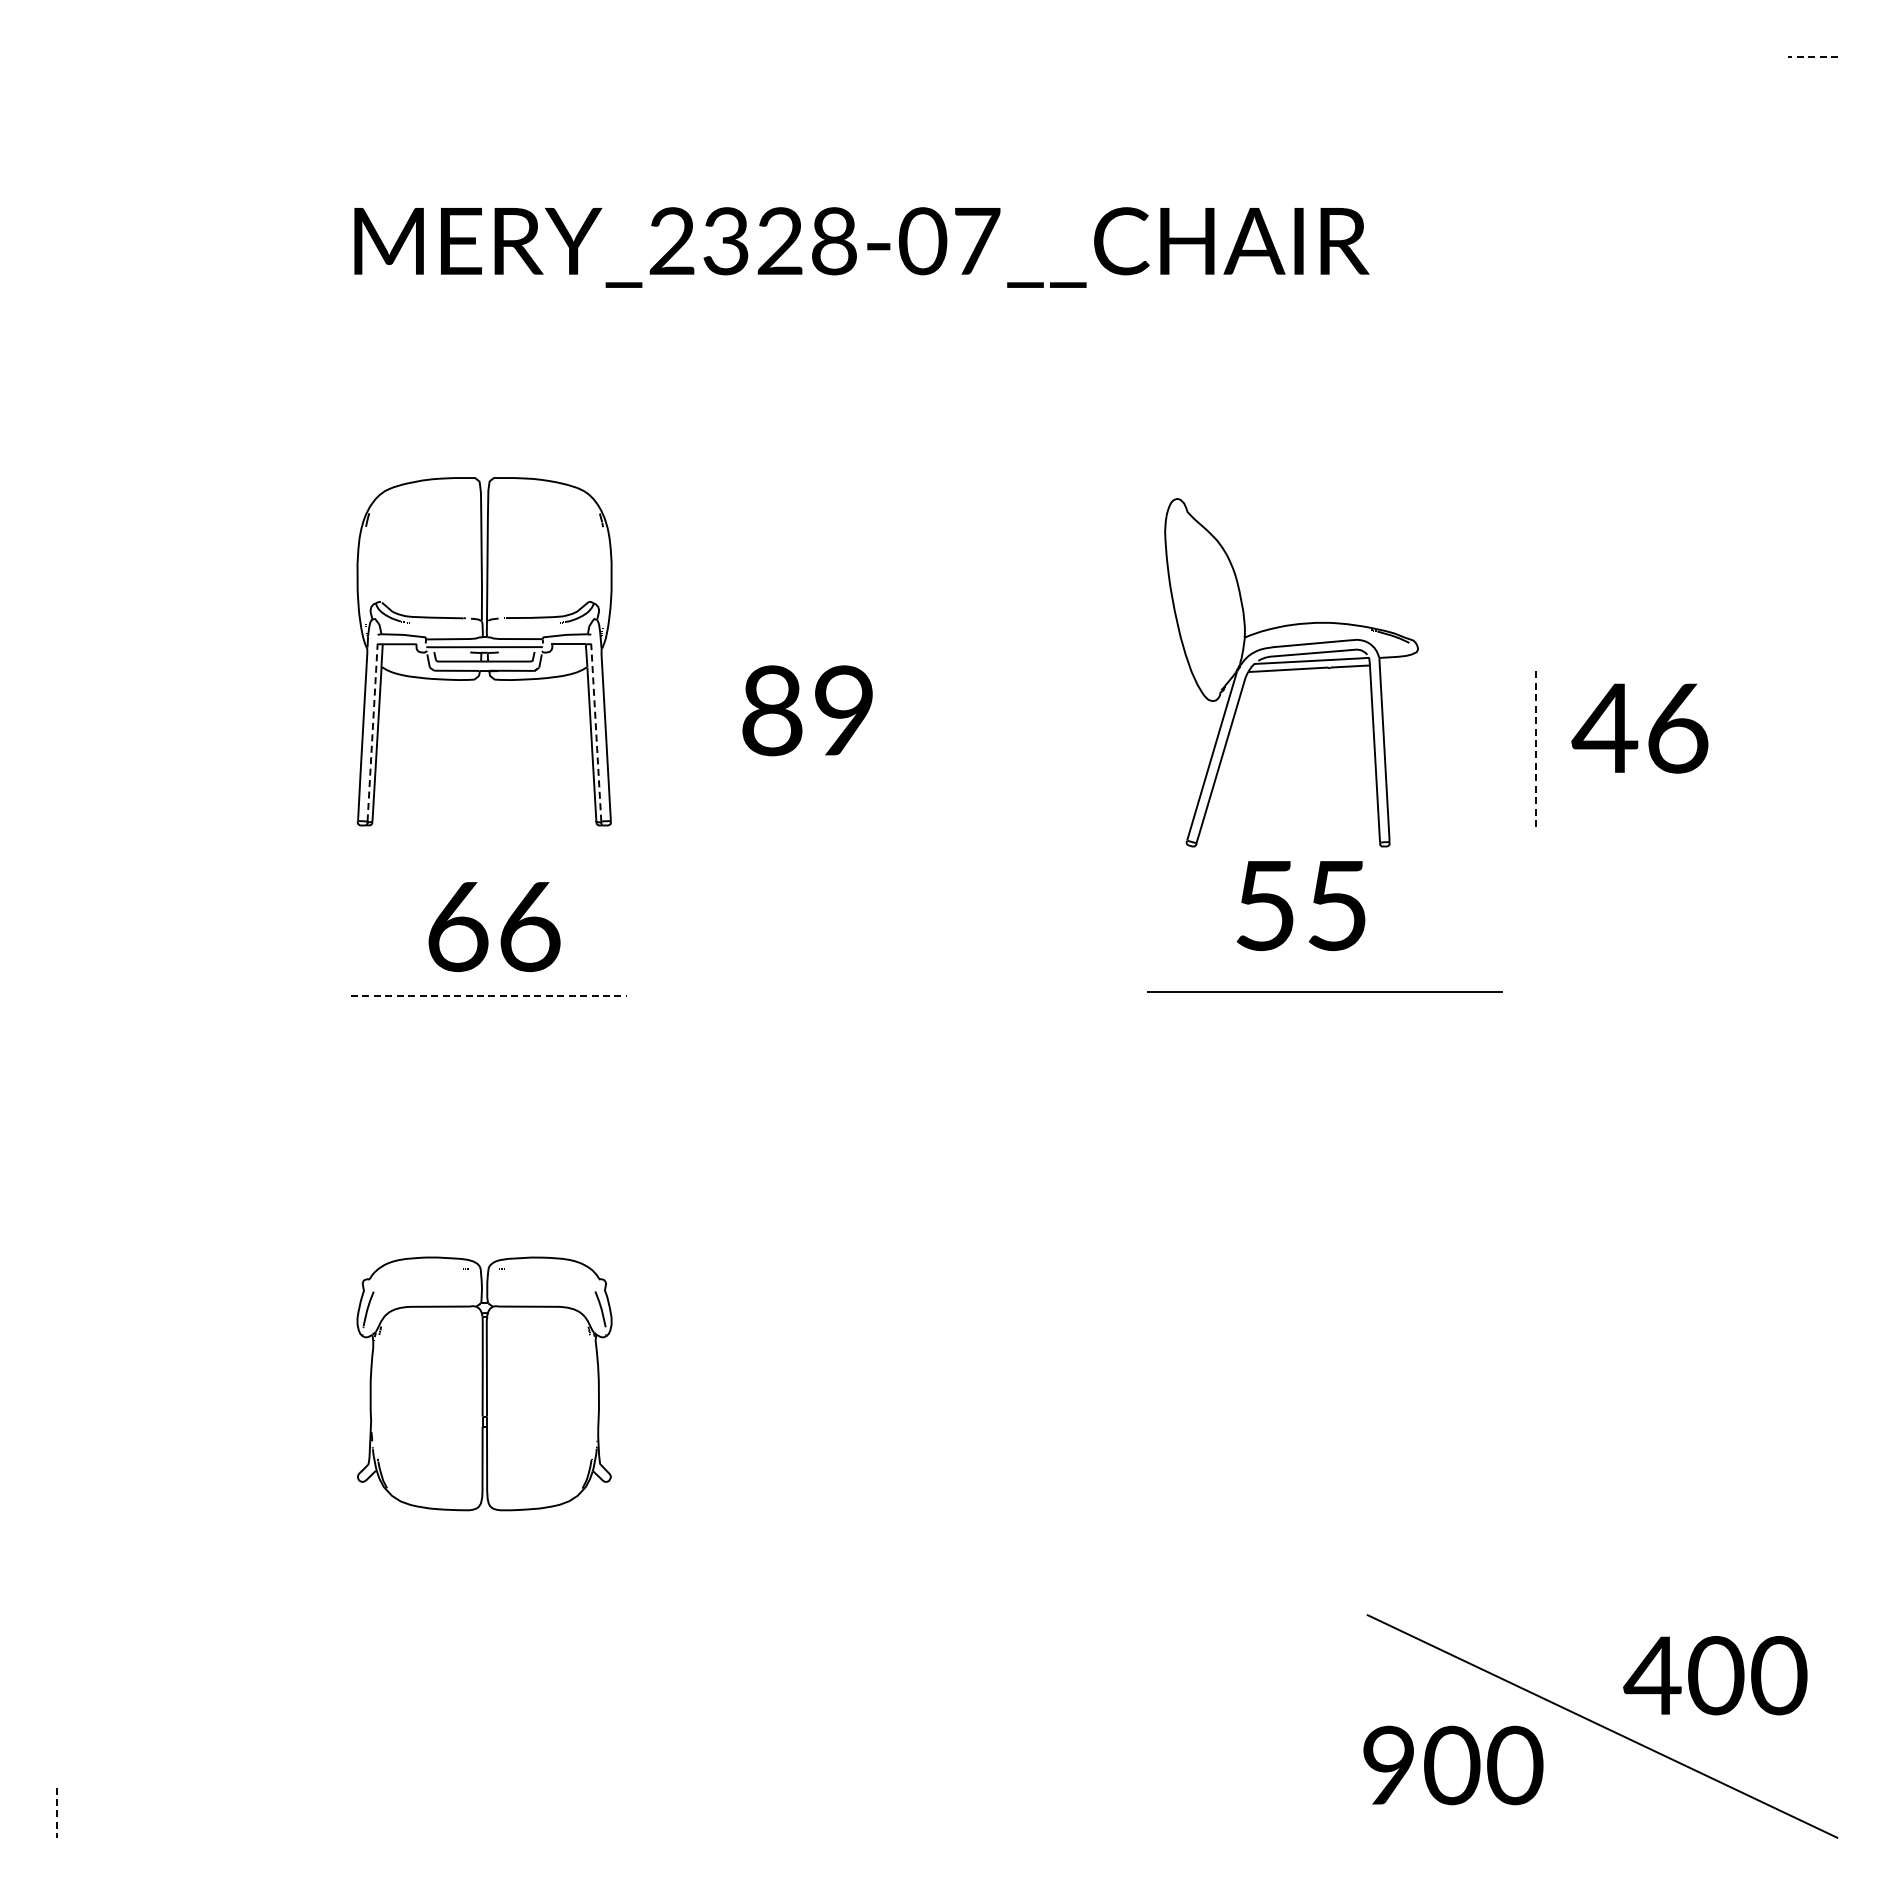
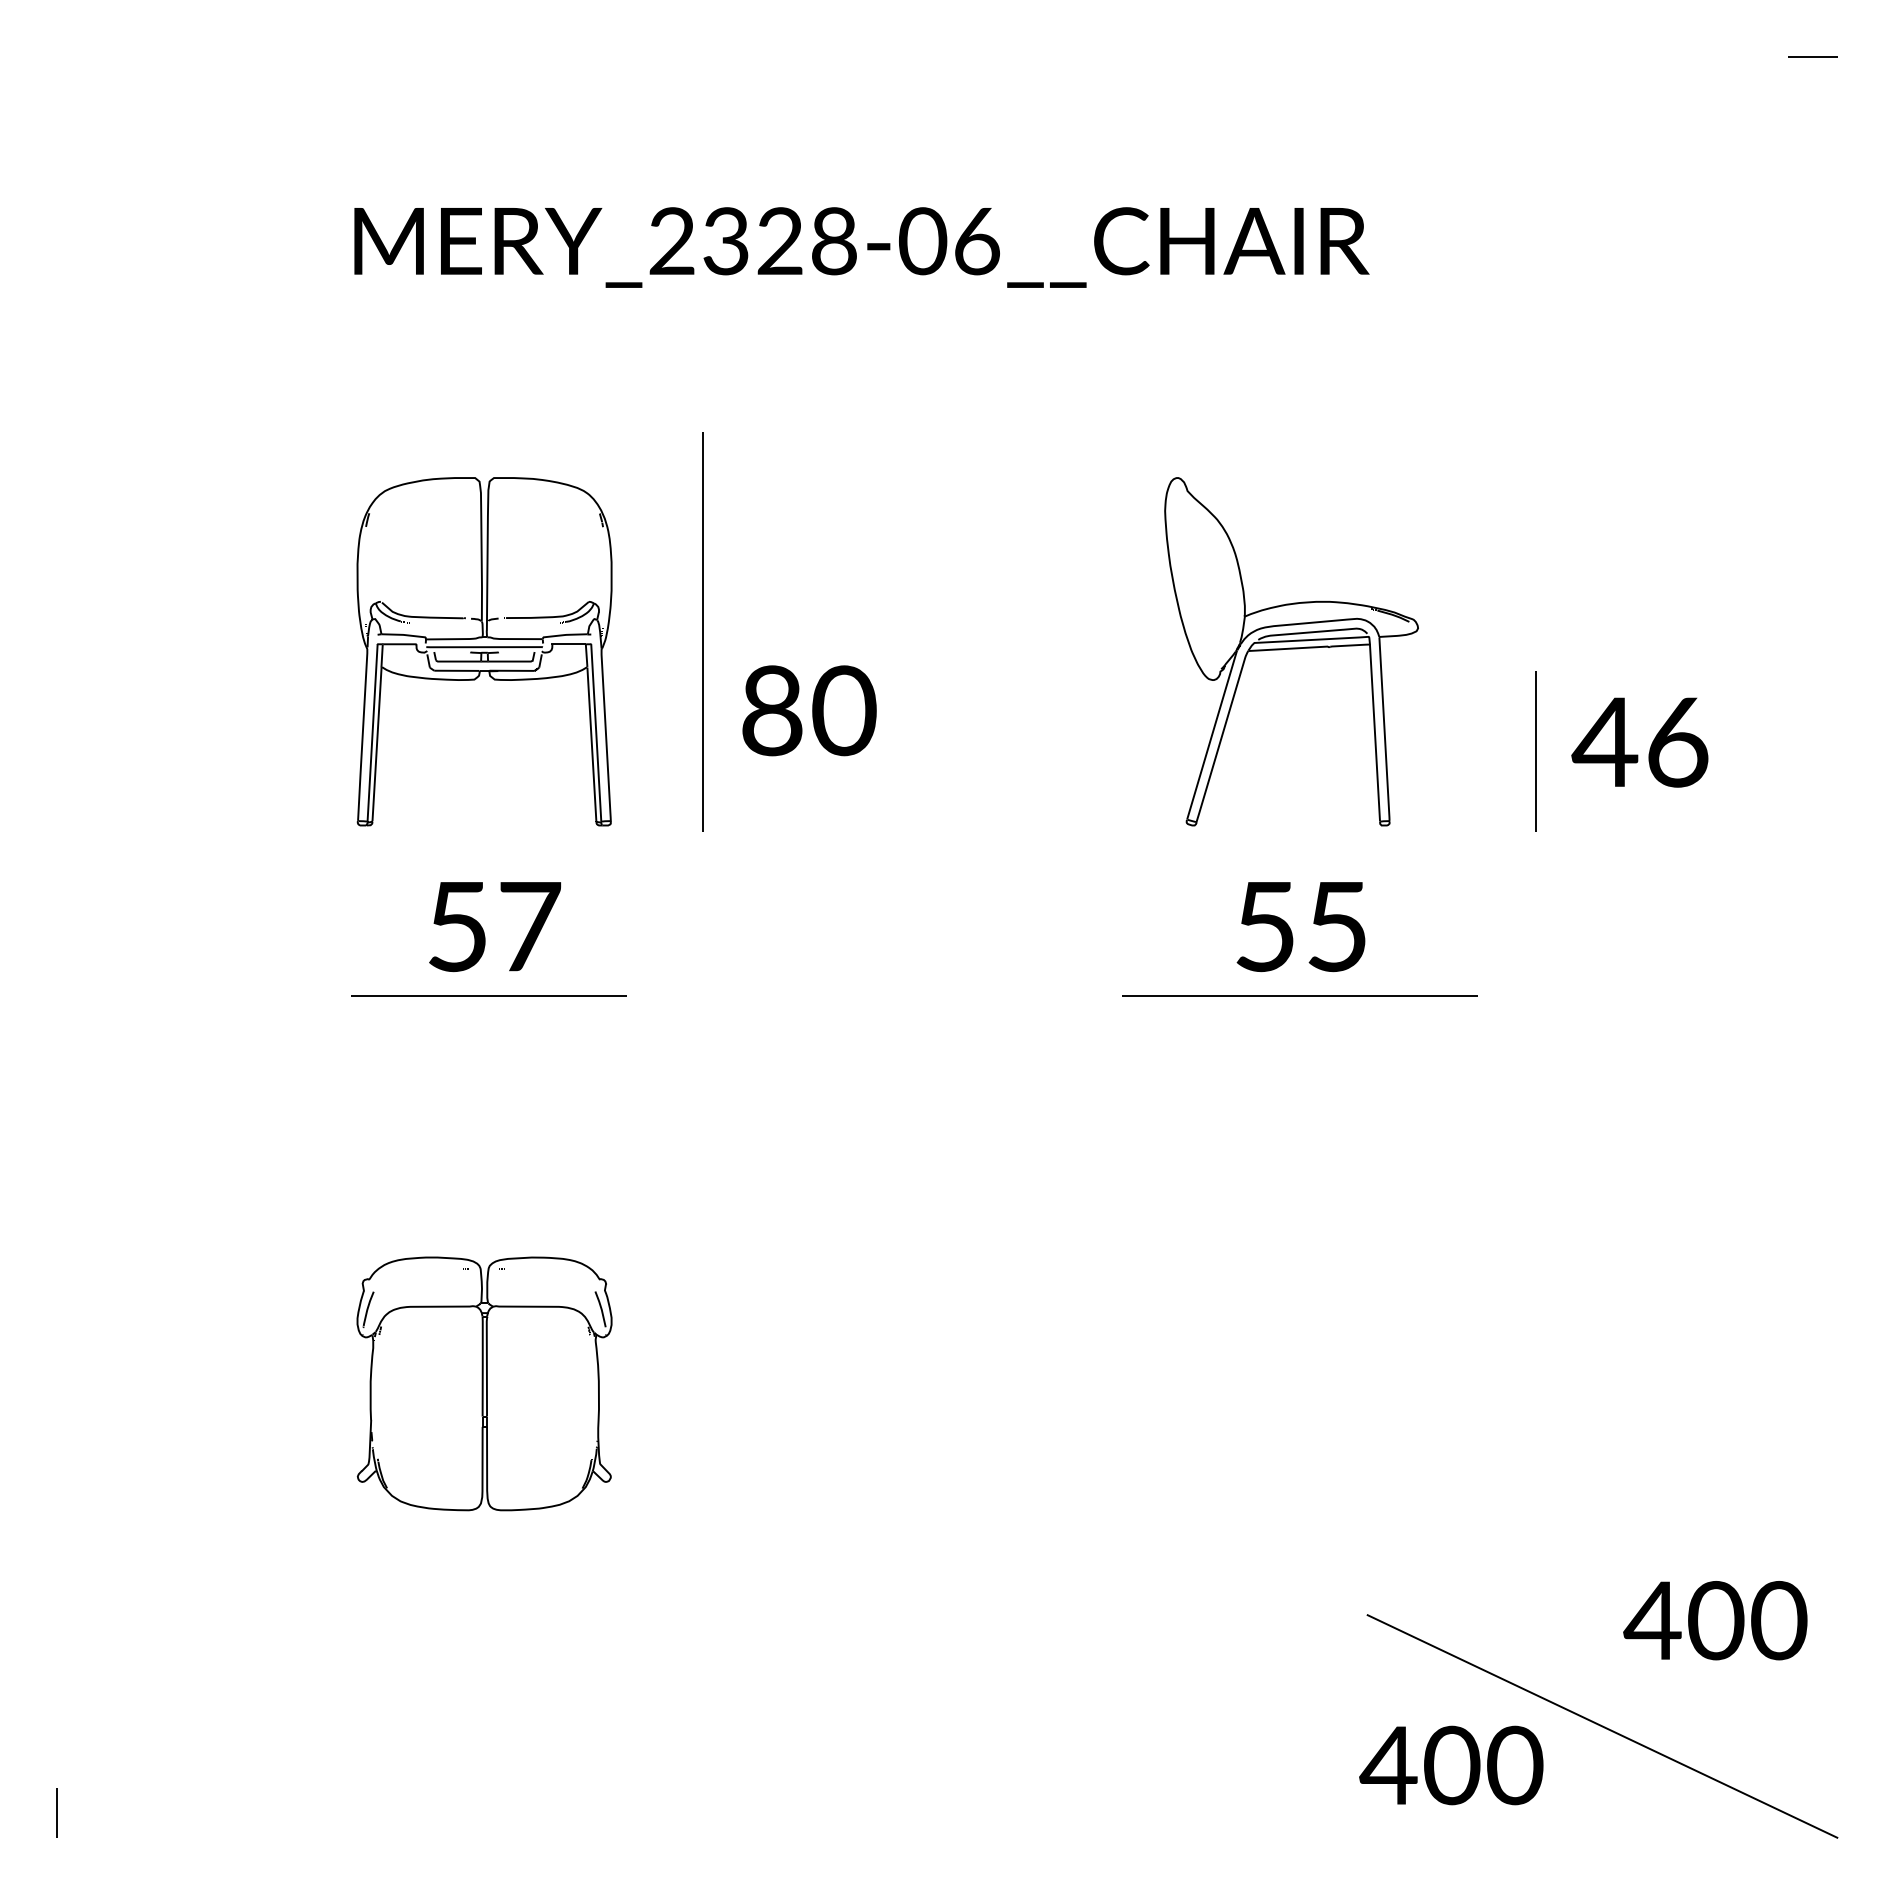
line: dashed -> solid (1812, 56)
text: MERY_2328-07__CHAIR -> MERY_2328-06__CHAIR (977, 241)
line: none -> present (702, 631)
part position: (1291, 672) -> (1291, 651) (1291, 651)
text: 89 -> 80 (844, 711)
text position: (1639, 728) -> (1639, 742) (1639, 742)
line: dashed -> solid (372, 732)
line: dashed -> solid (596, 733)
line: dashed -> solid (1535, 751)
text position: (1300, 906) -> (1300, 927) (1300, 927)
text: 66 -> 57 (494, 927)
line position: (1324, 991) -> (1299, 995) (1299, 995)
line: dashed -> solid (489, 995)
text position: (1715, 1675) -> (1715, 1620) (1715, 1620)
text: 900 -> 400 (1388, 1764)
line: dashed -> solid (56, 1813)
